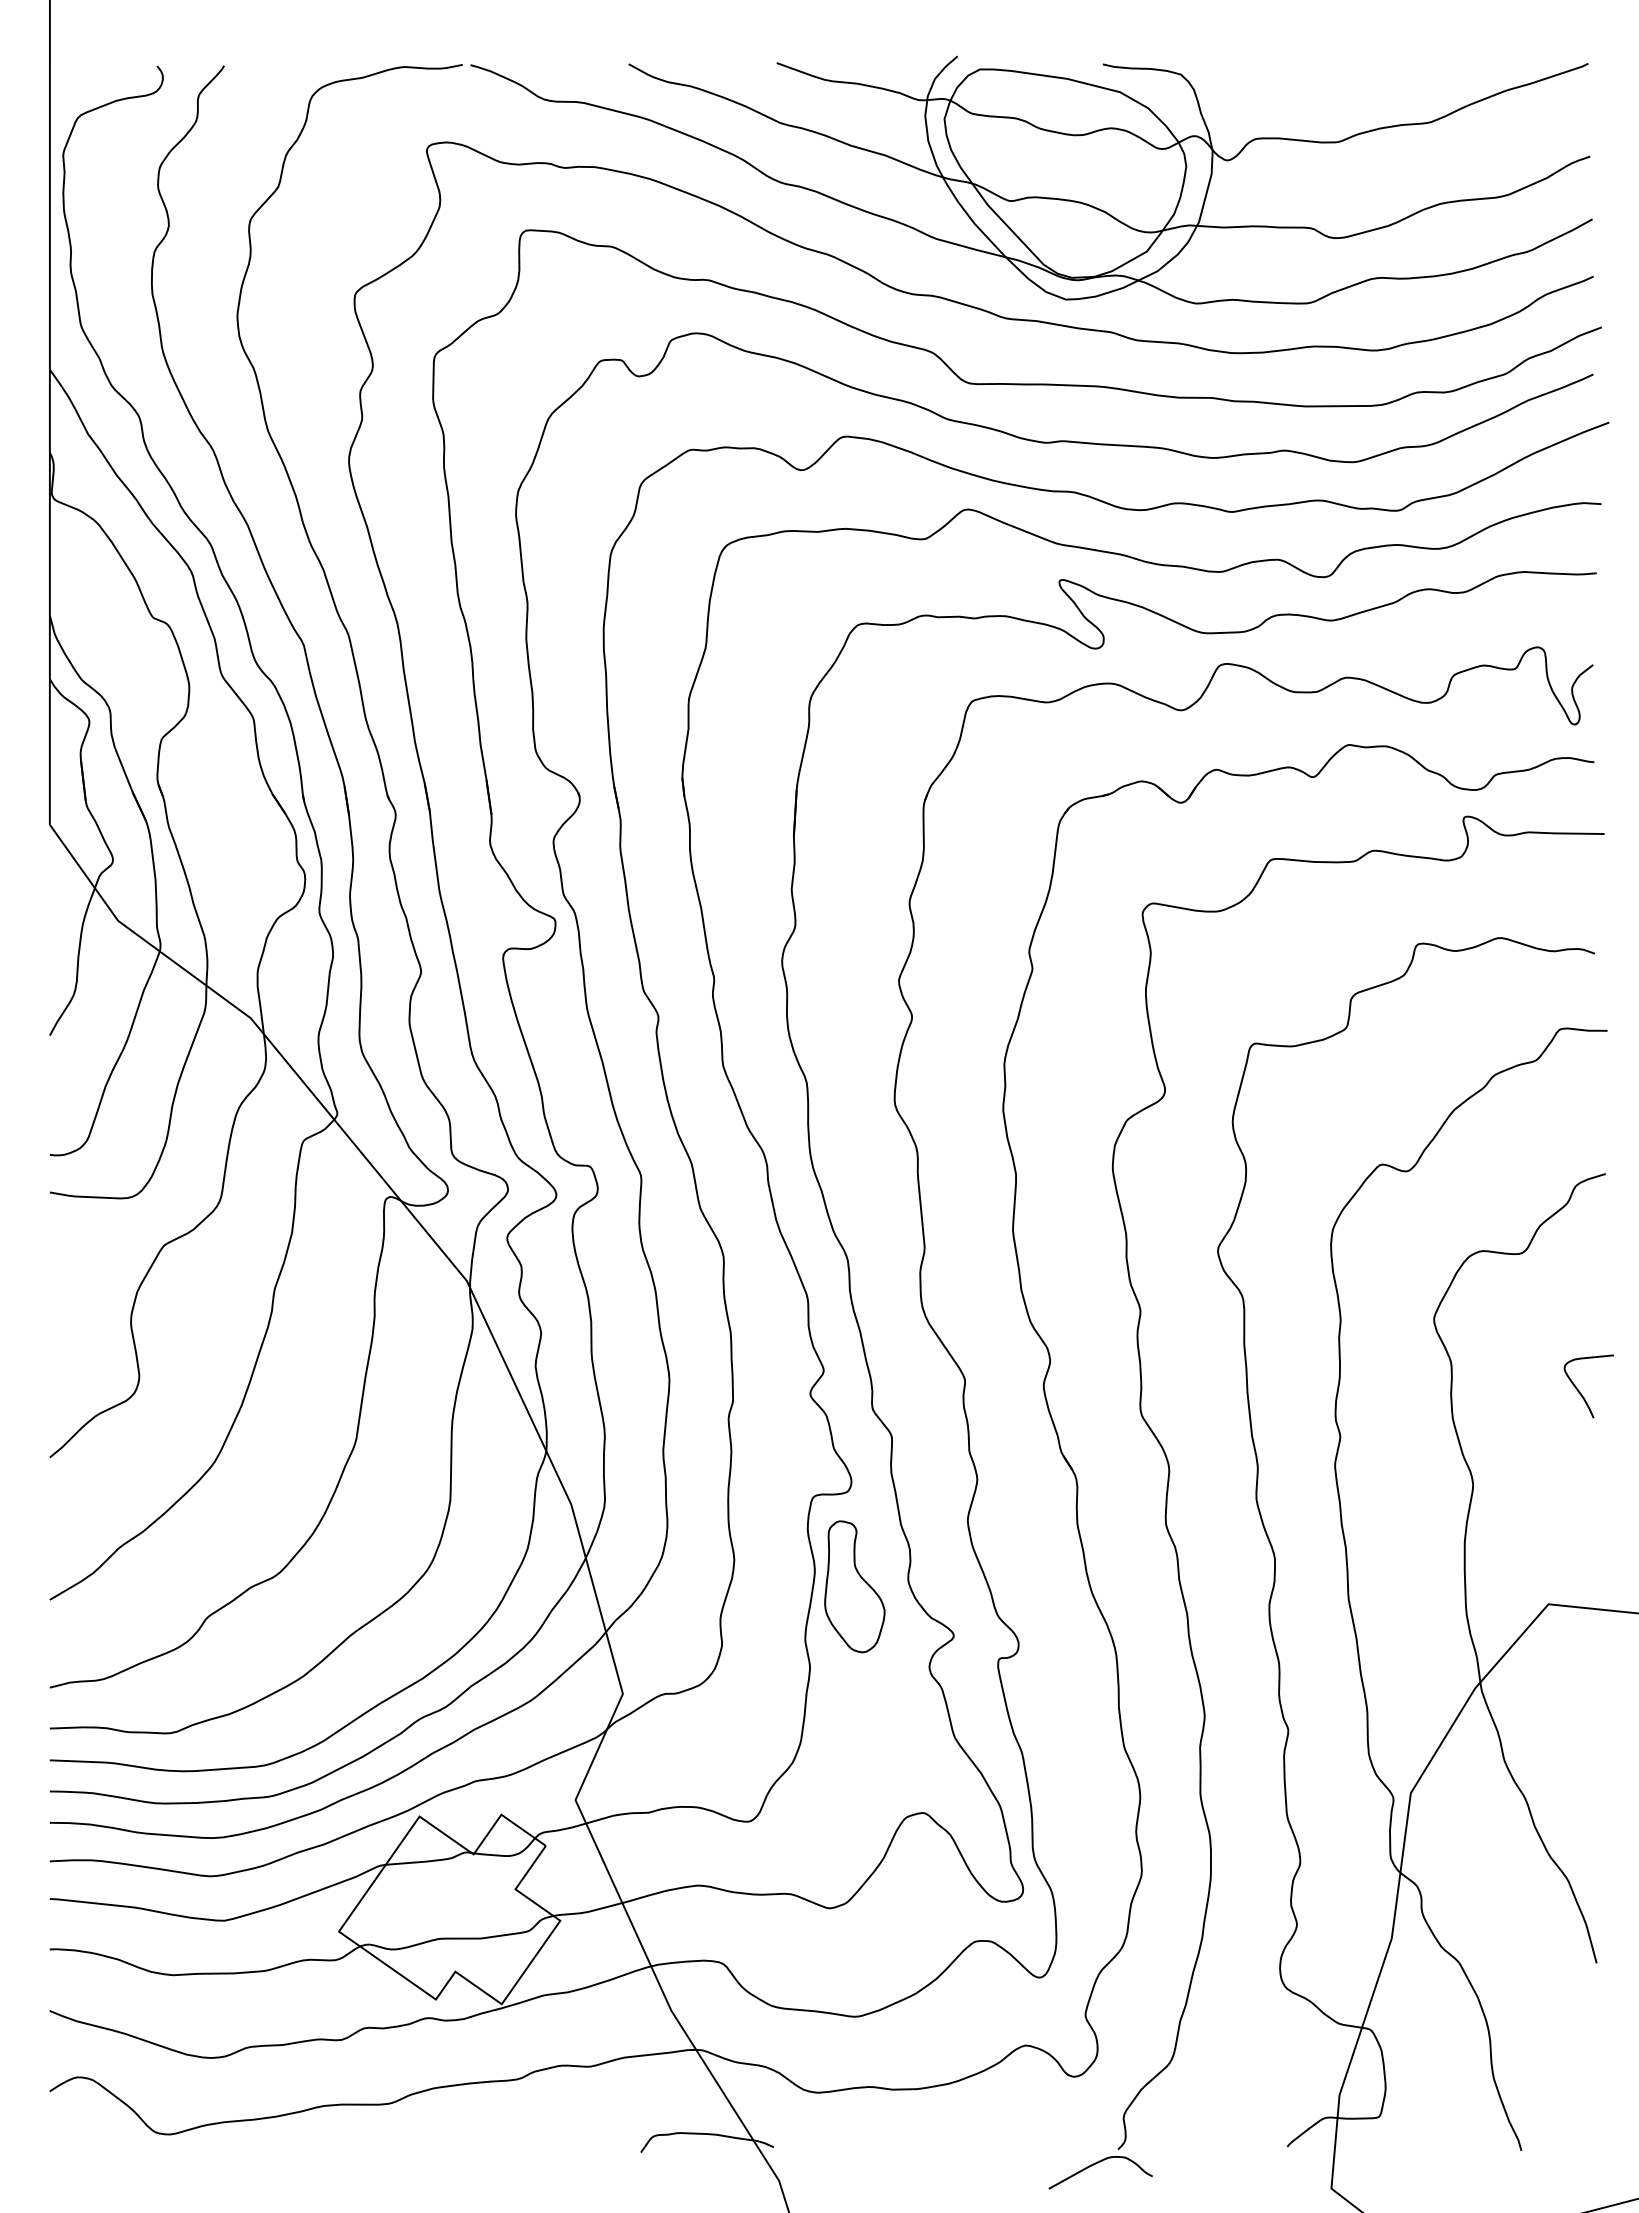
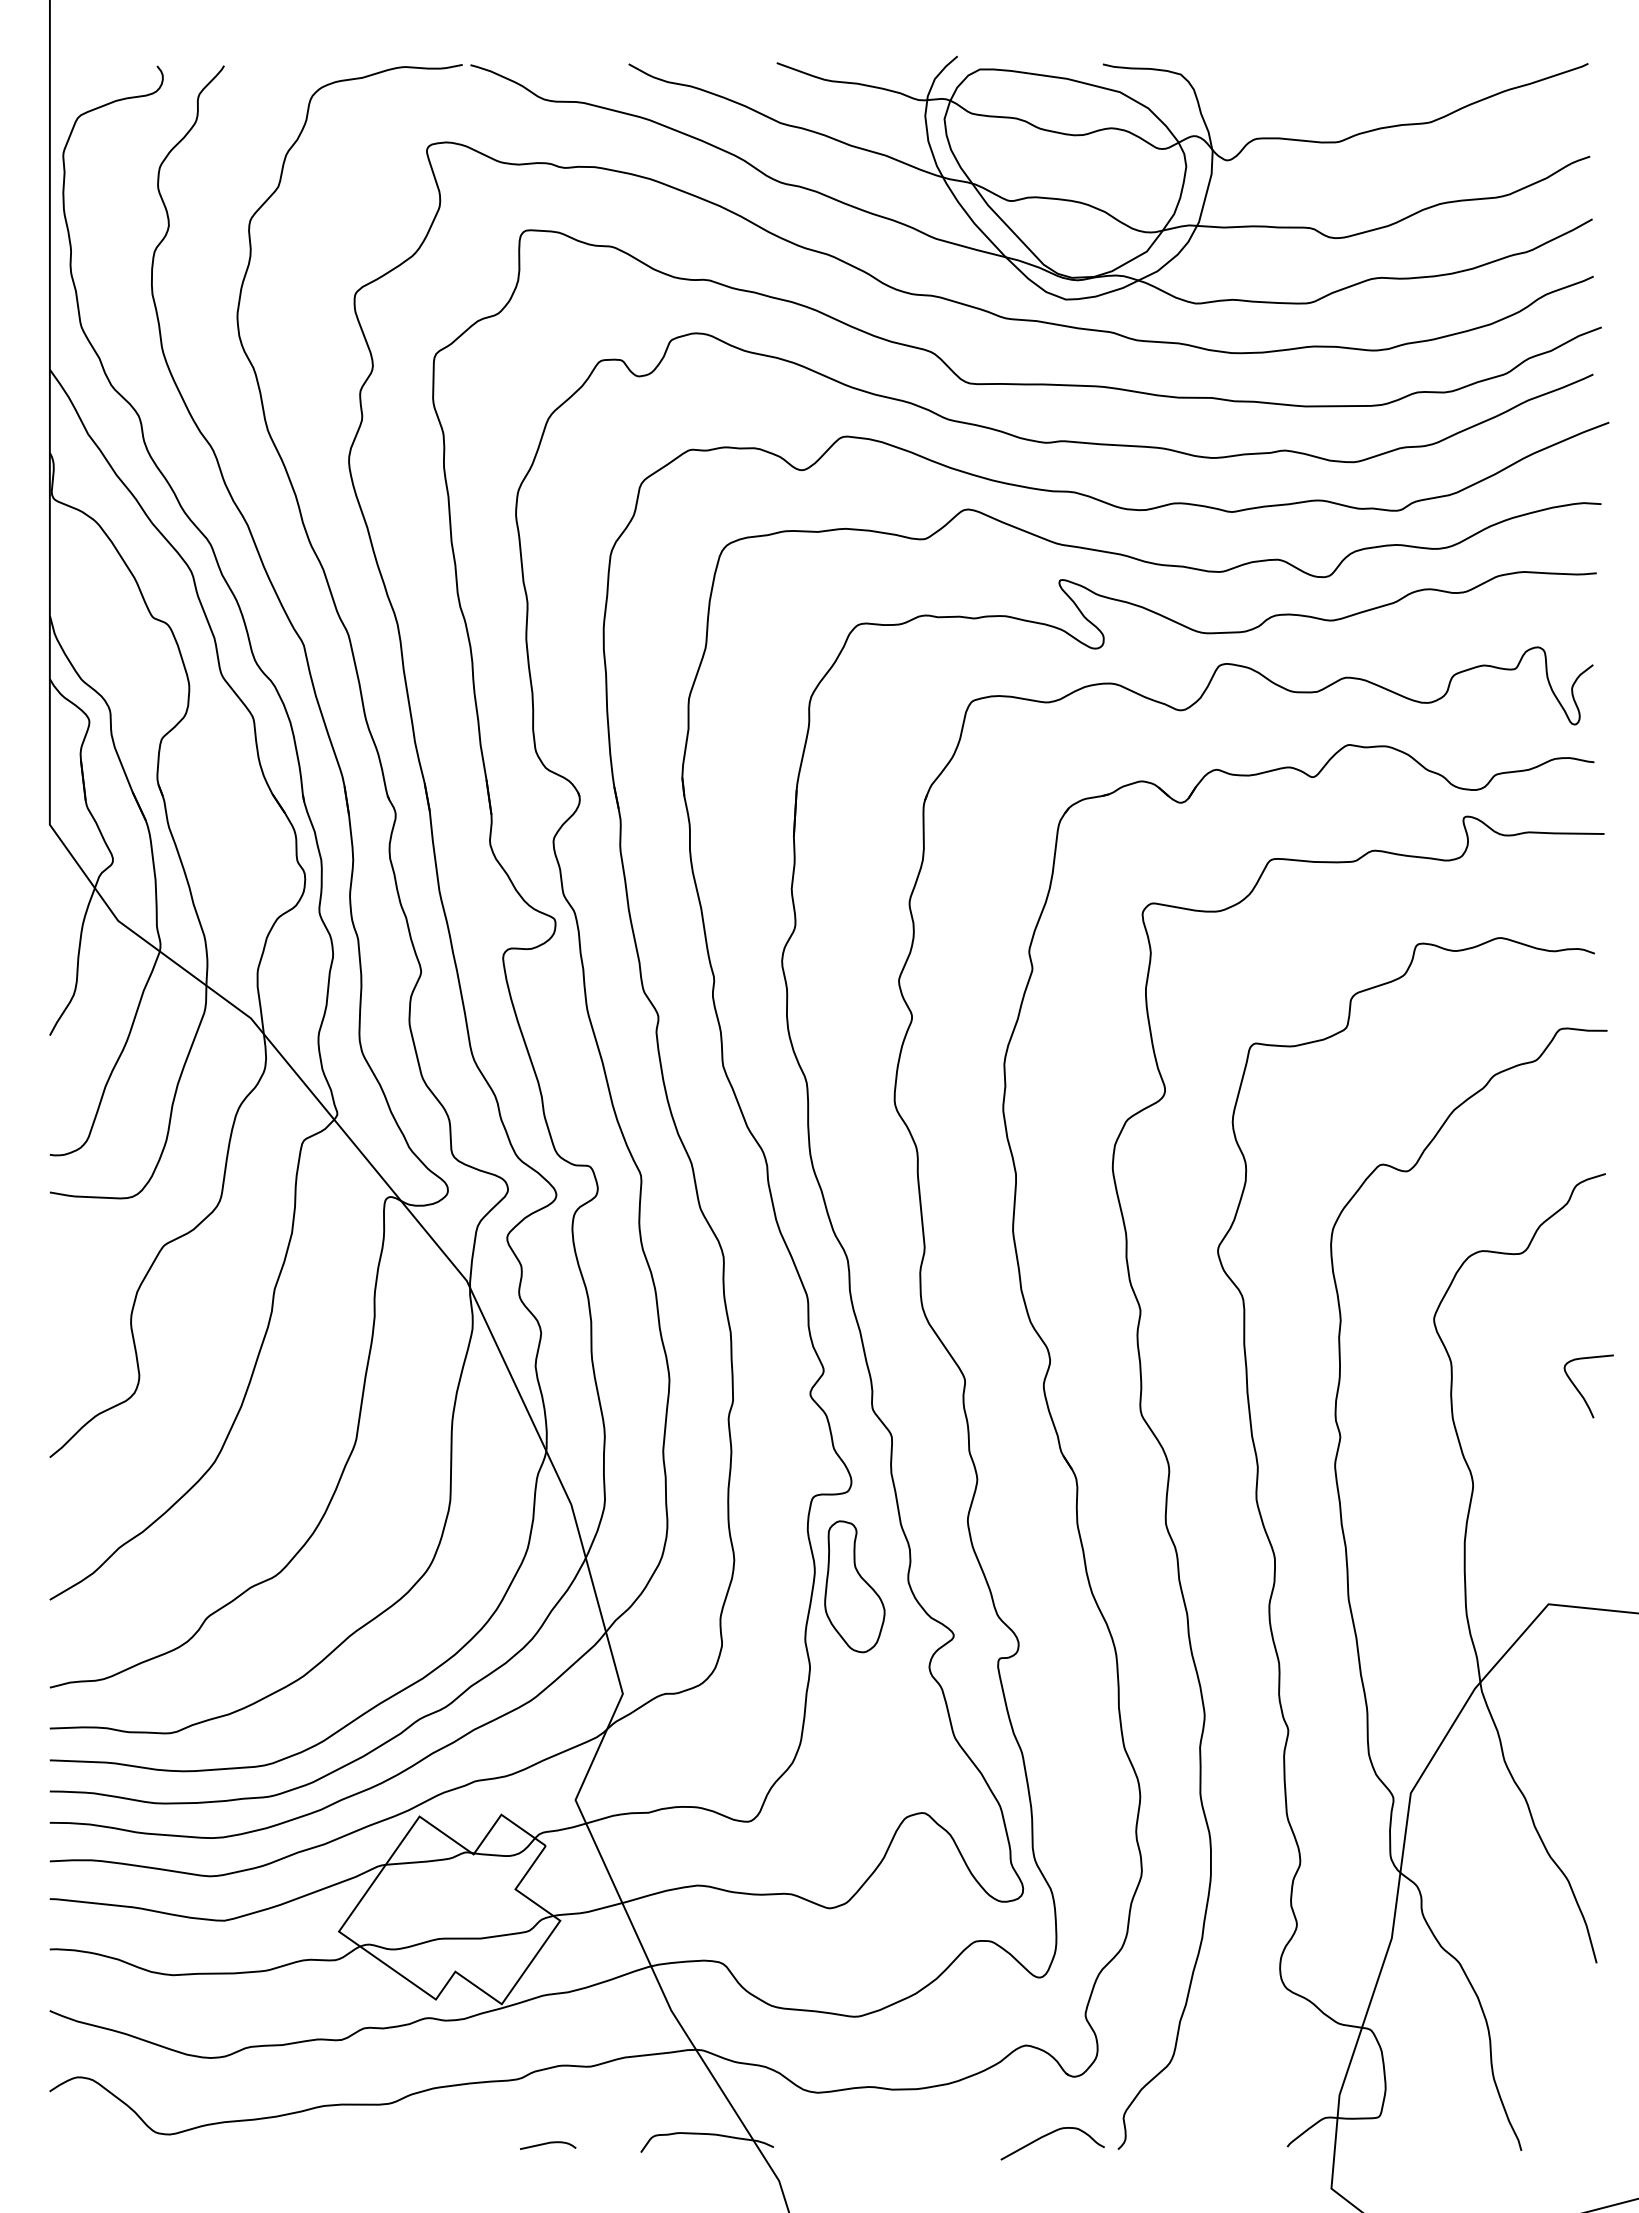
curve: none -> present (547, 2144)
curve position: (1096, 2164) -> (1048, 2135) (1048, 2135)
